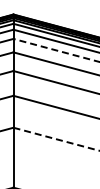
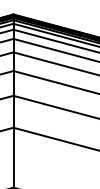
line: dashed -> solid (55, 50)
line: dashed -> solid (56, 139)
